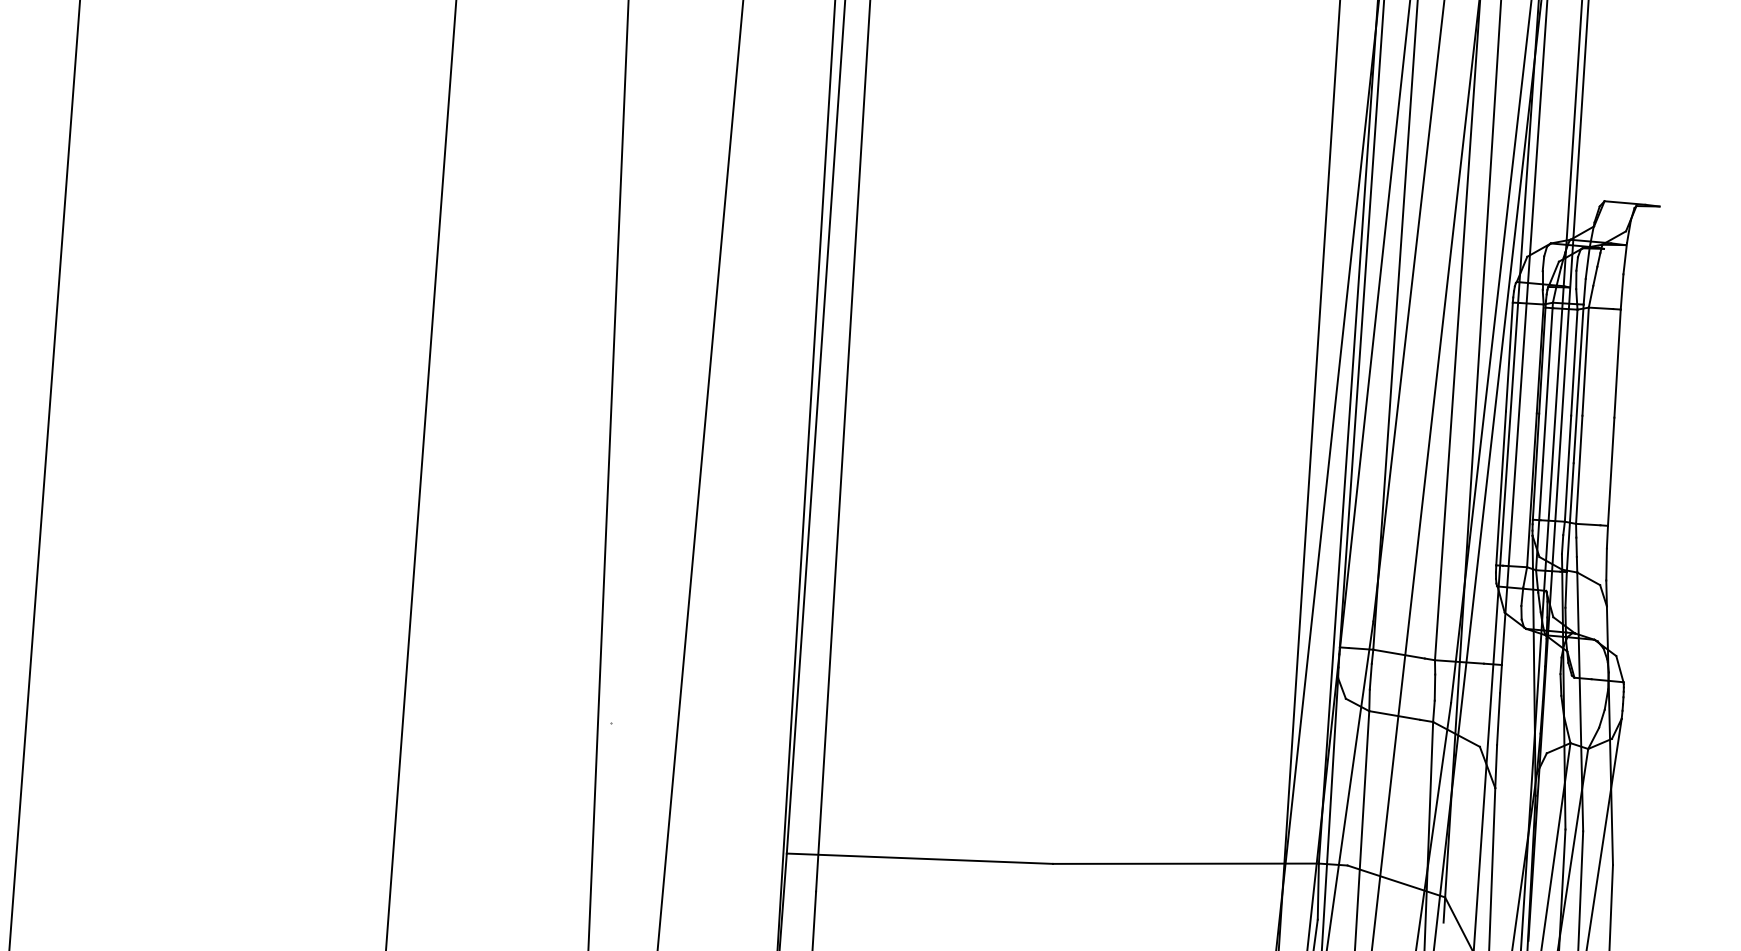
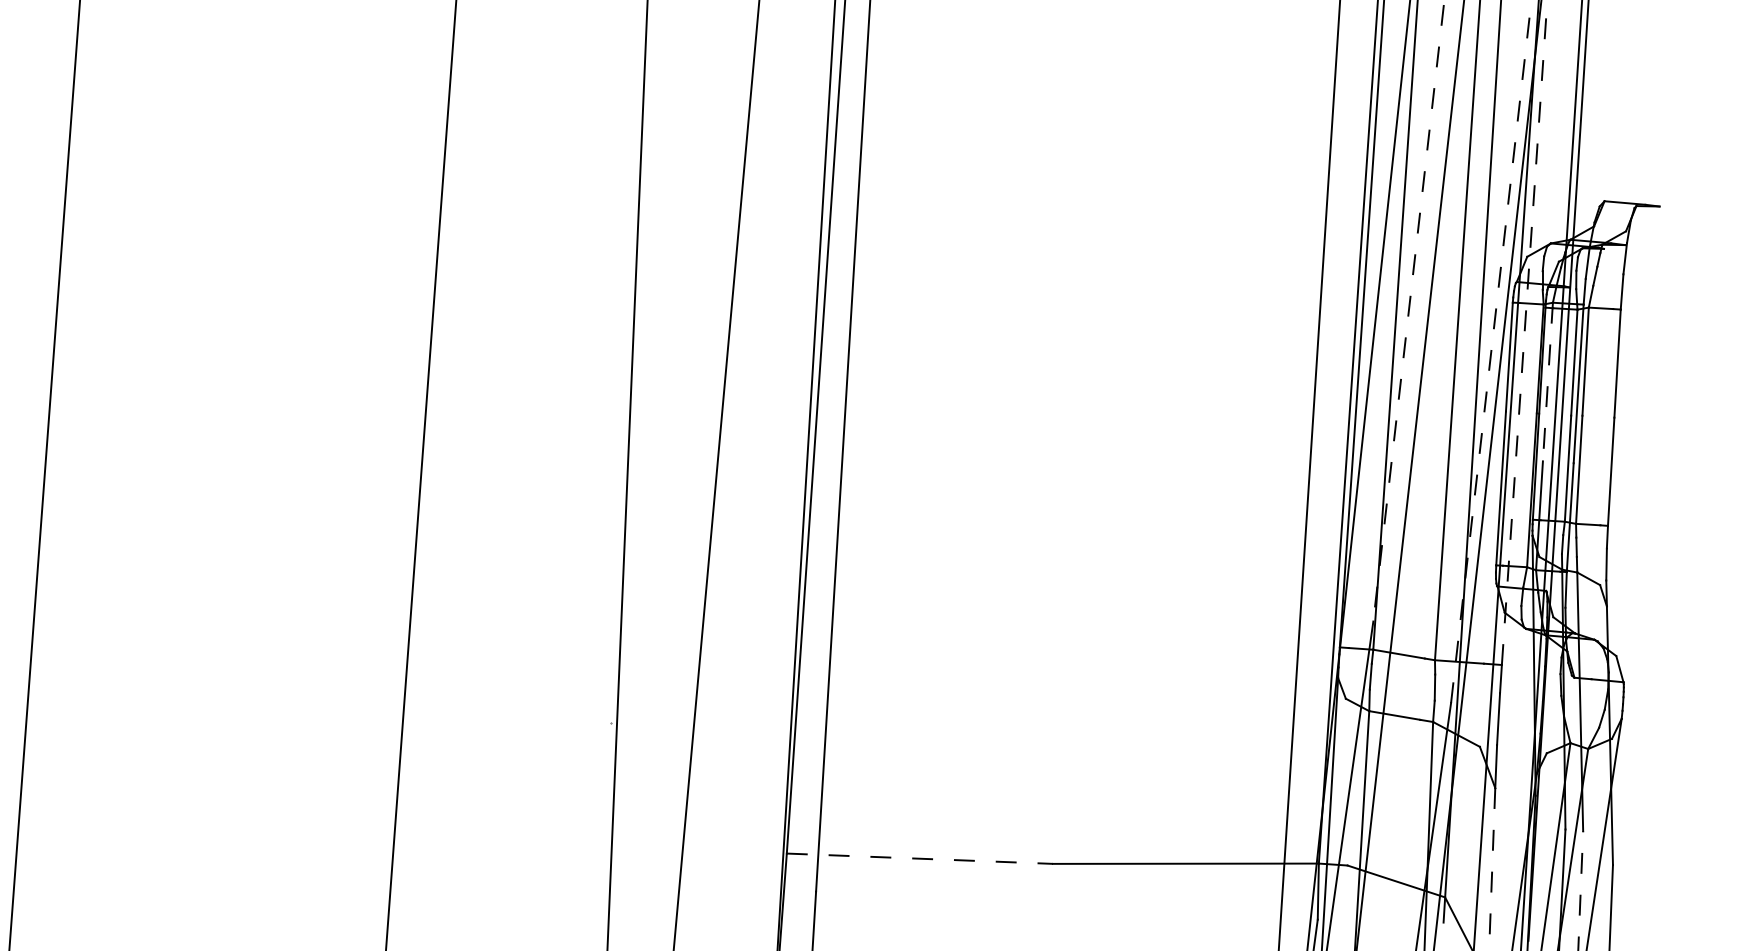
line: solid -> dashed (1408, 311)
line: solid -> dashed (1524, 332)
line: solid -> dashed (1491, 351)
line: solid -> dashed (1547, 382)
line position: (608, 474) -> (627, 474) (627, 474)
line position: (700, 474) -> (716, 474) (716, 474)
line: present -> none (1327, 474)
line position: (1425, 474) -> (1410, 474) (1410, 474)
line: solid -> dashed (920, 858)
line: solid -> dashed (1492, 869)
line: solid -> dashed (1580, 890)
